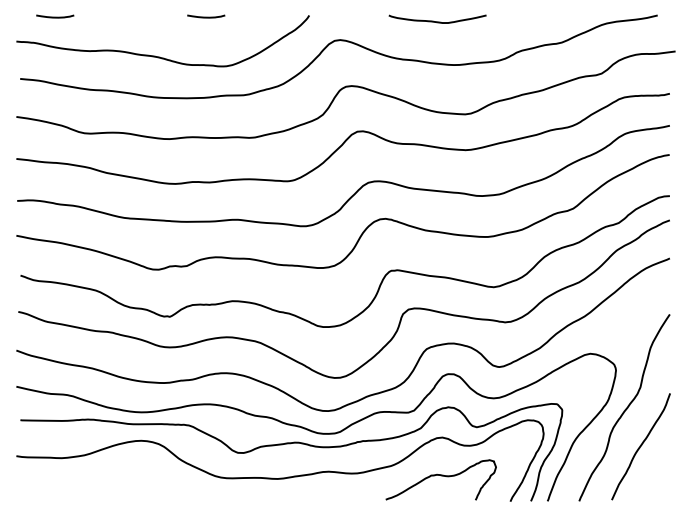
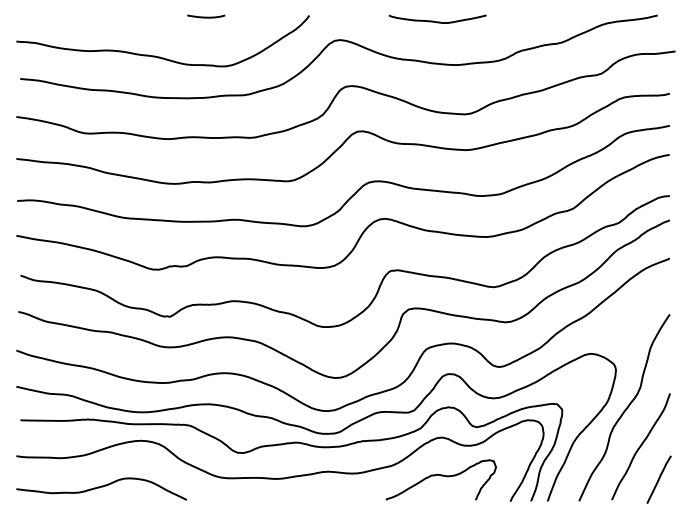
curve: present -> none (55, 16)
line: none -> present (658, 479)
curve: none -> present (101, 487)
